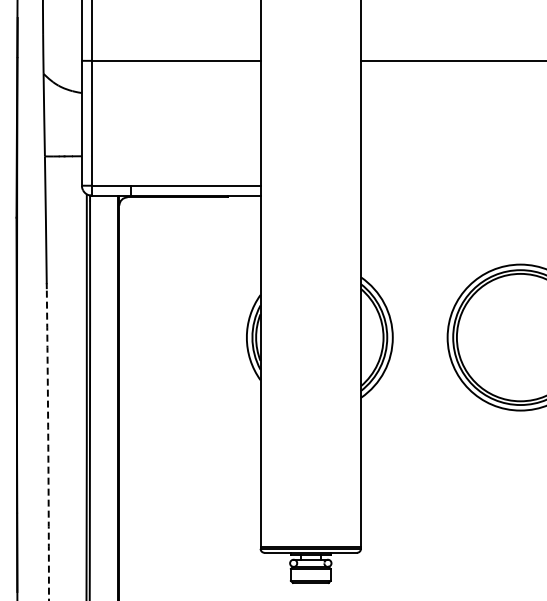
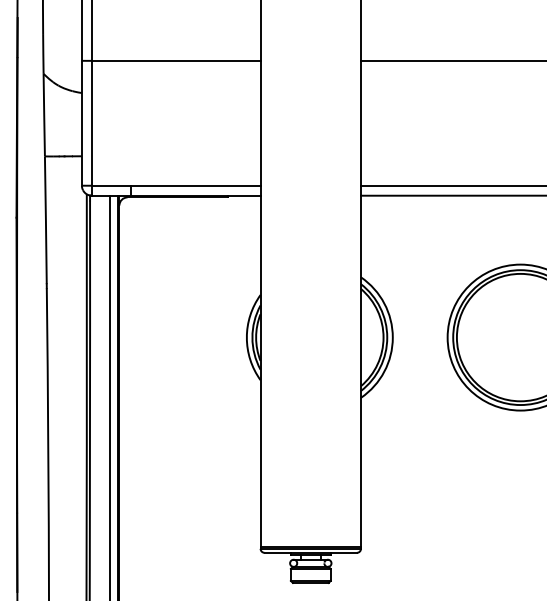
line: none -> present (452, 185)
line: none -> present (452, 195)
line: none -> present (110, 396)
arc: dashed -> solid (48, 444)
